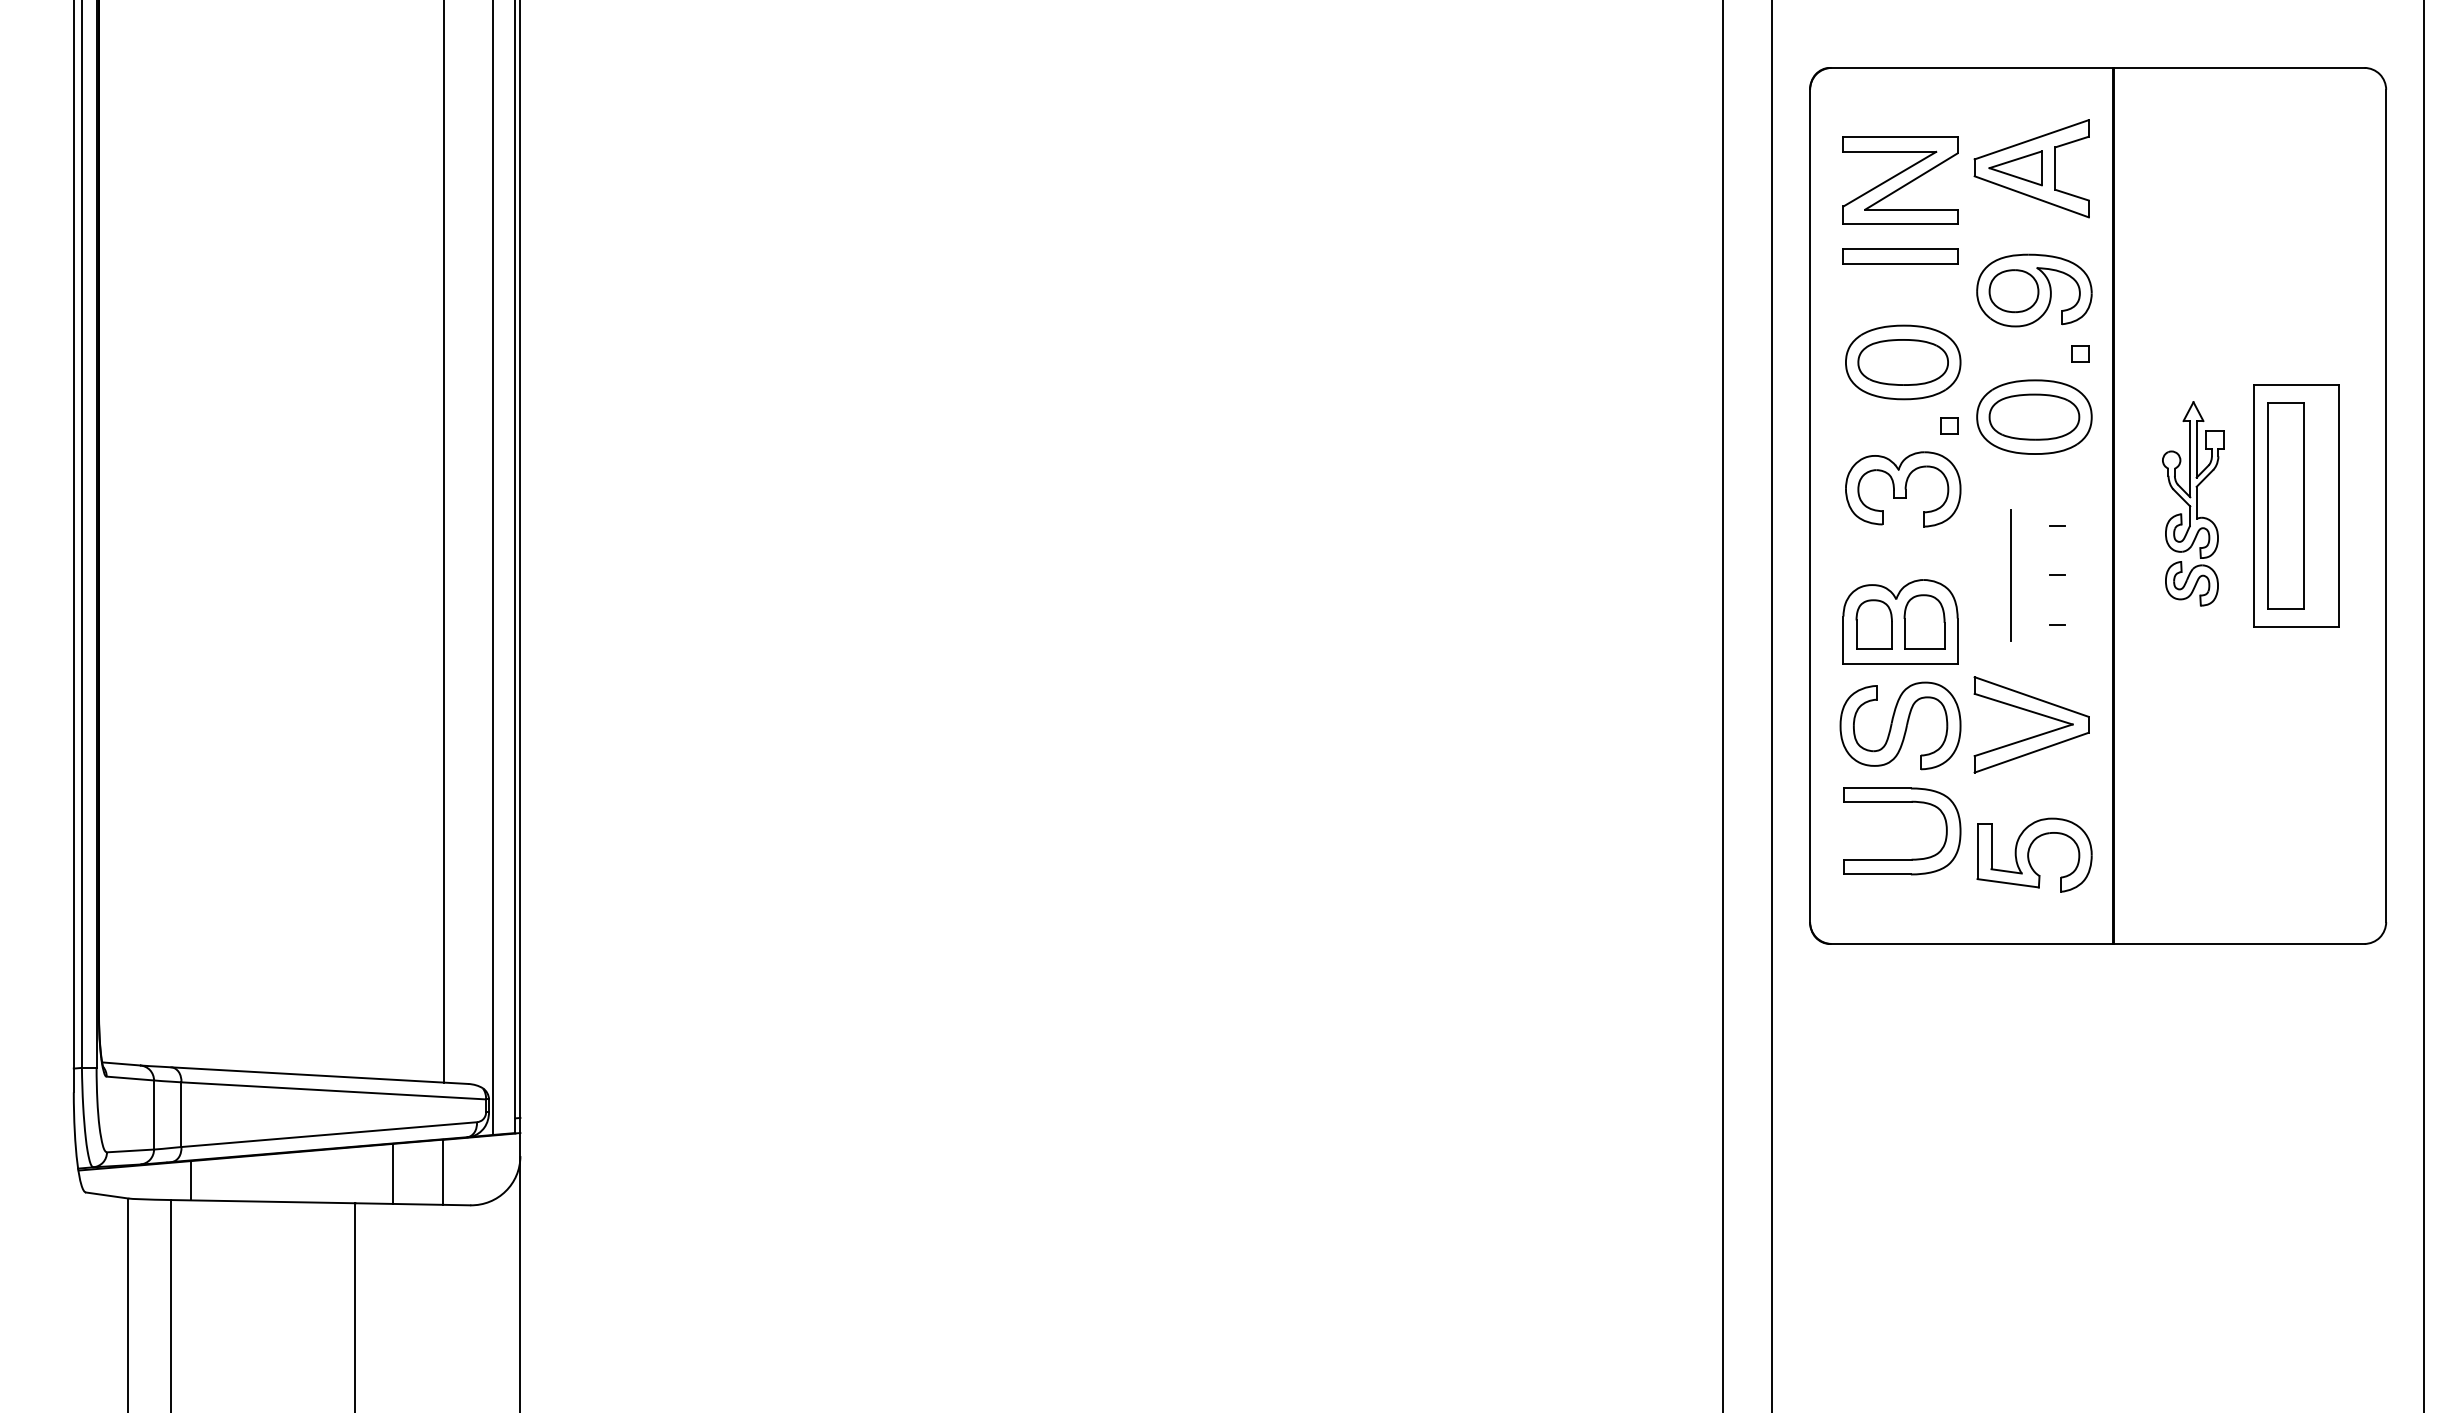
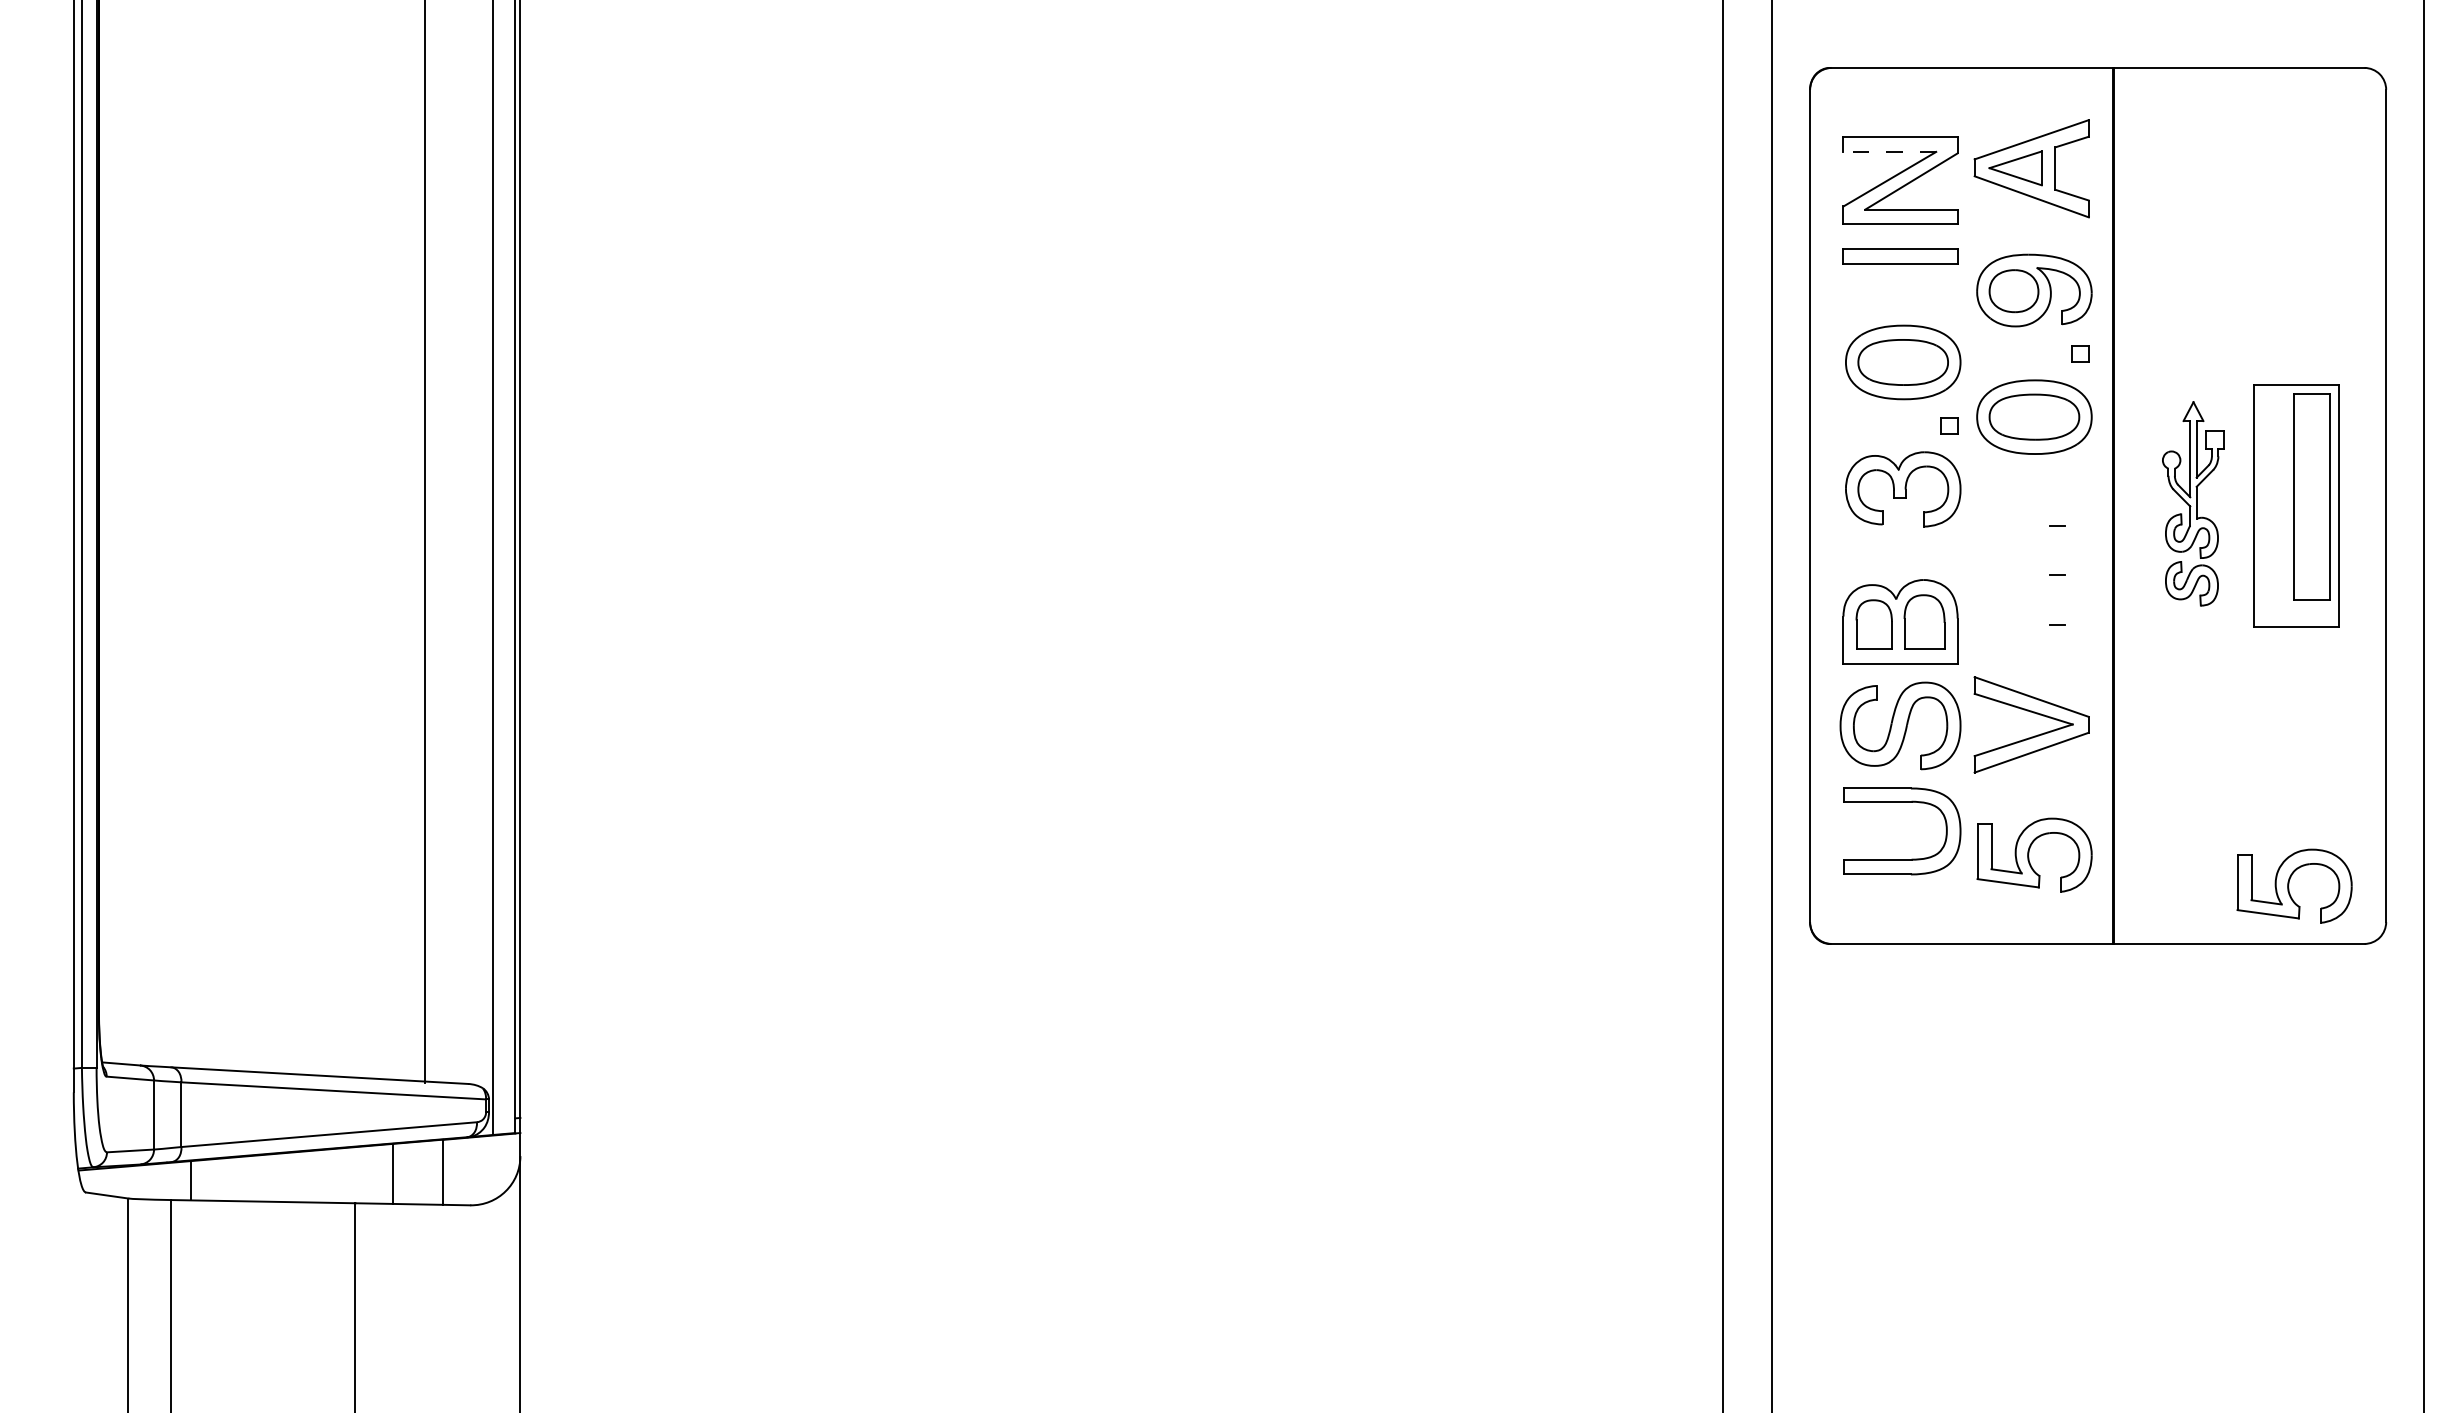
line: solid -> dashed (1889, 151)
part position: (2285, 505) -> (2311, 496) (2311, 496)
line position: (443, 542) -> (424, 542) (424, 542)
line: present -> none (2010, 575)
part: none -> present (2294, 885)
